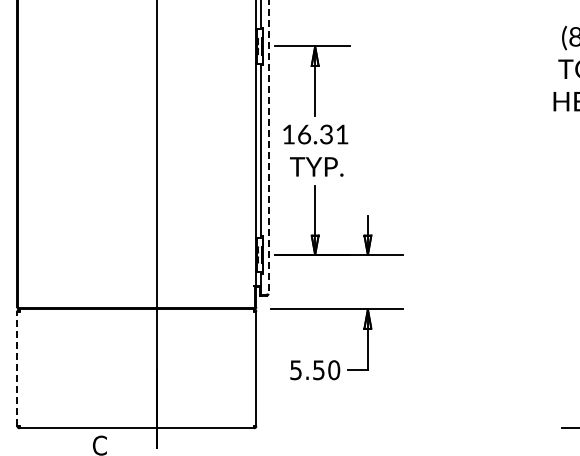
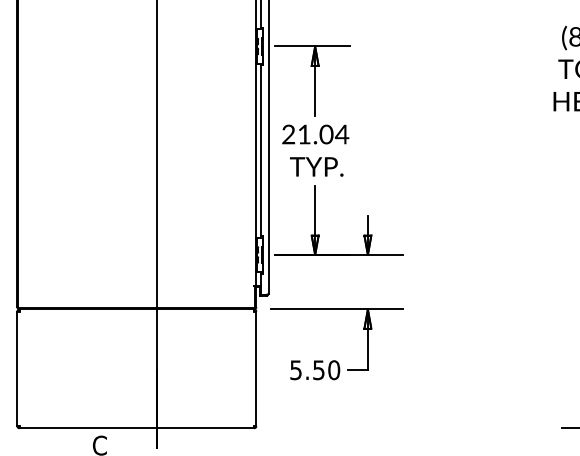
text: 16.31 -> 21.04 (315, 134)
line: dashed -> solid (268, 147)
line: dashed -> solid (17, 368)
